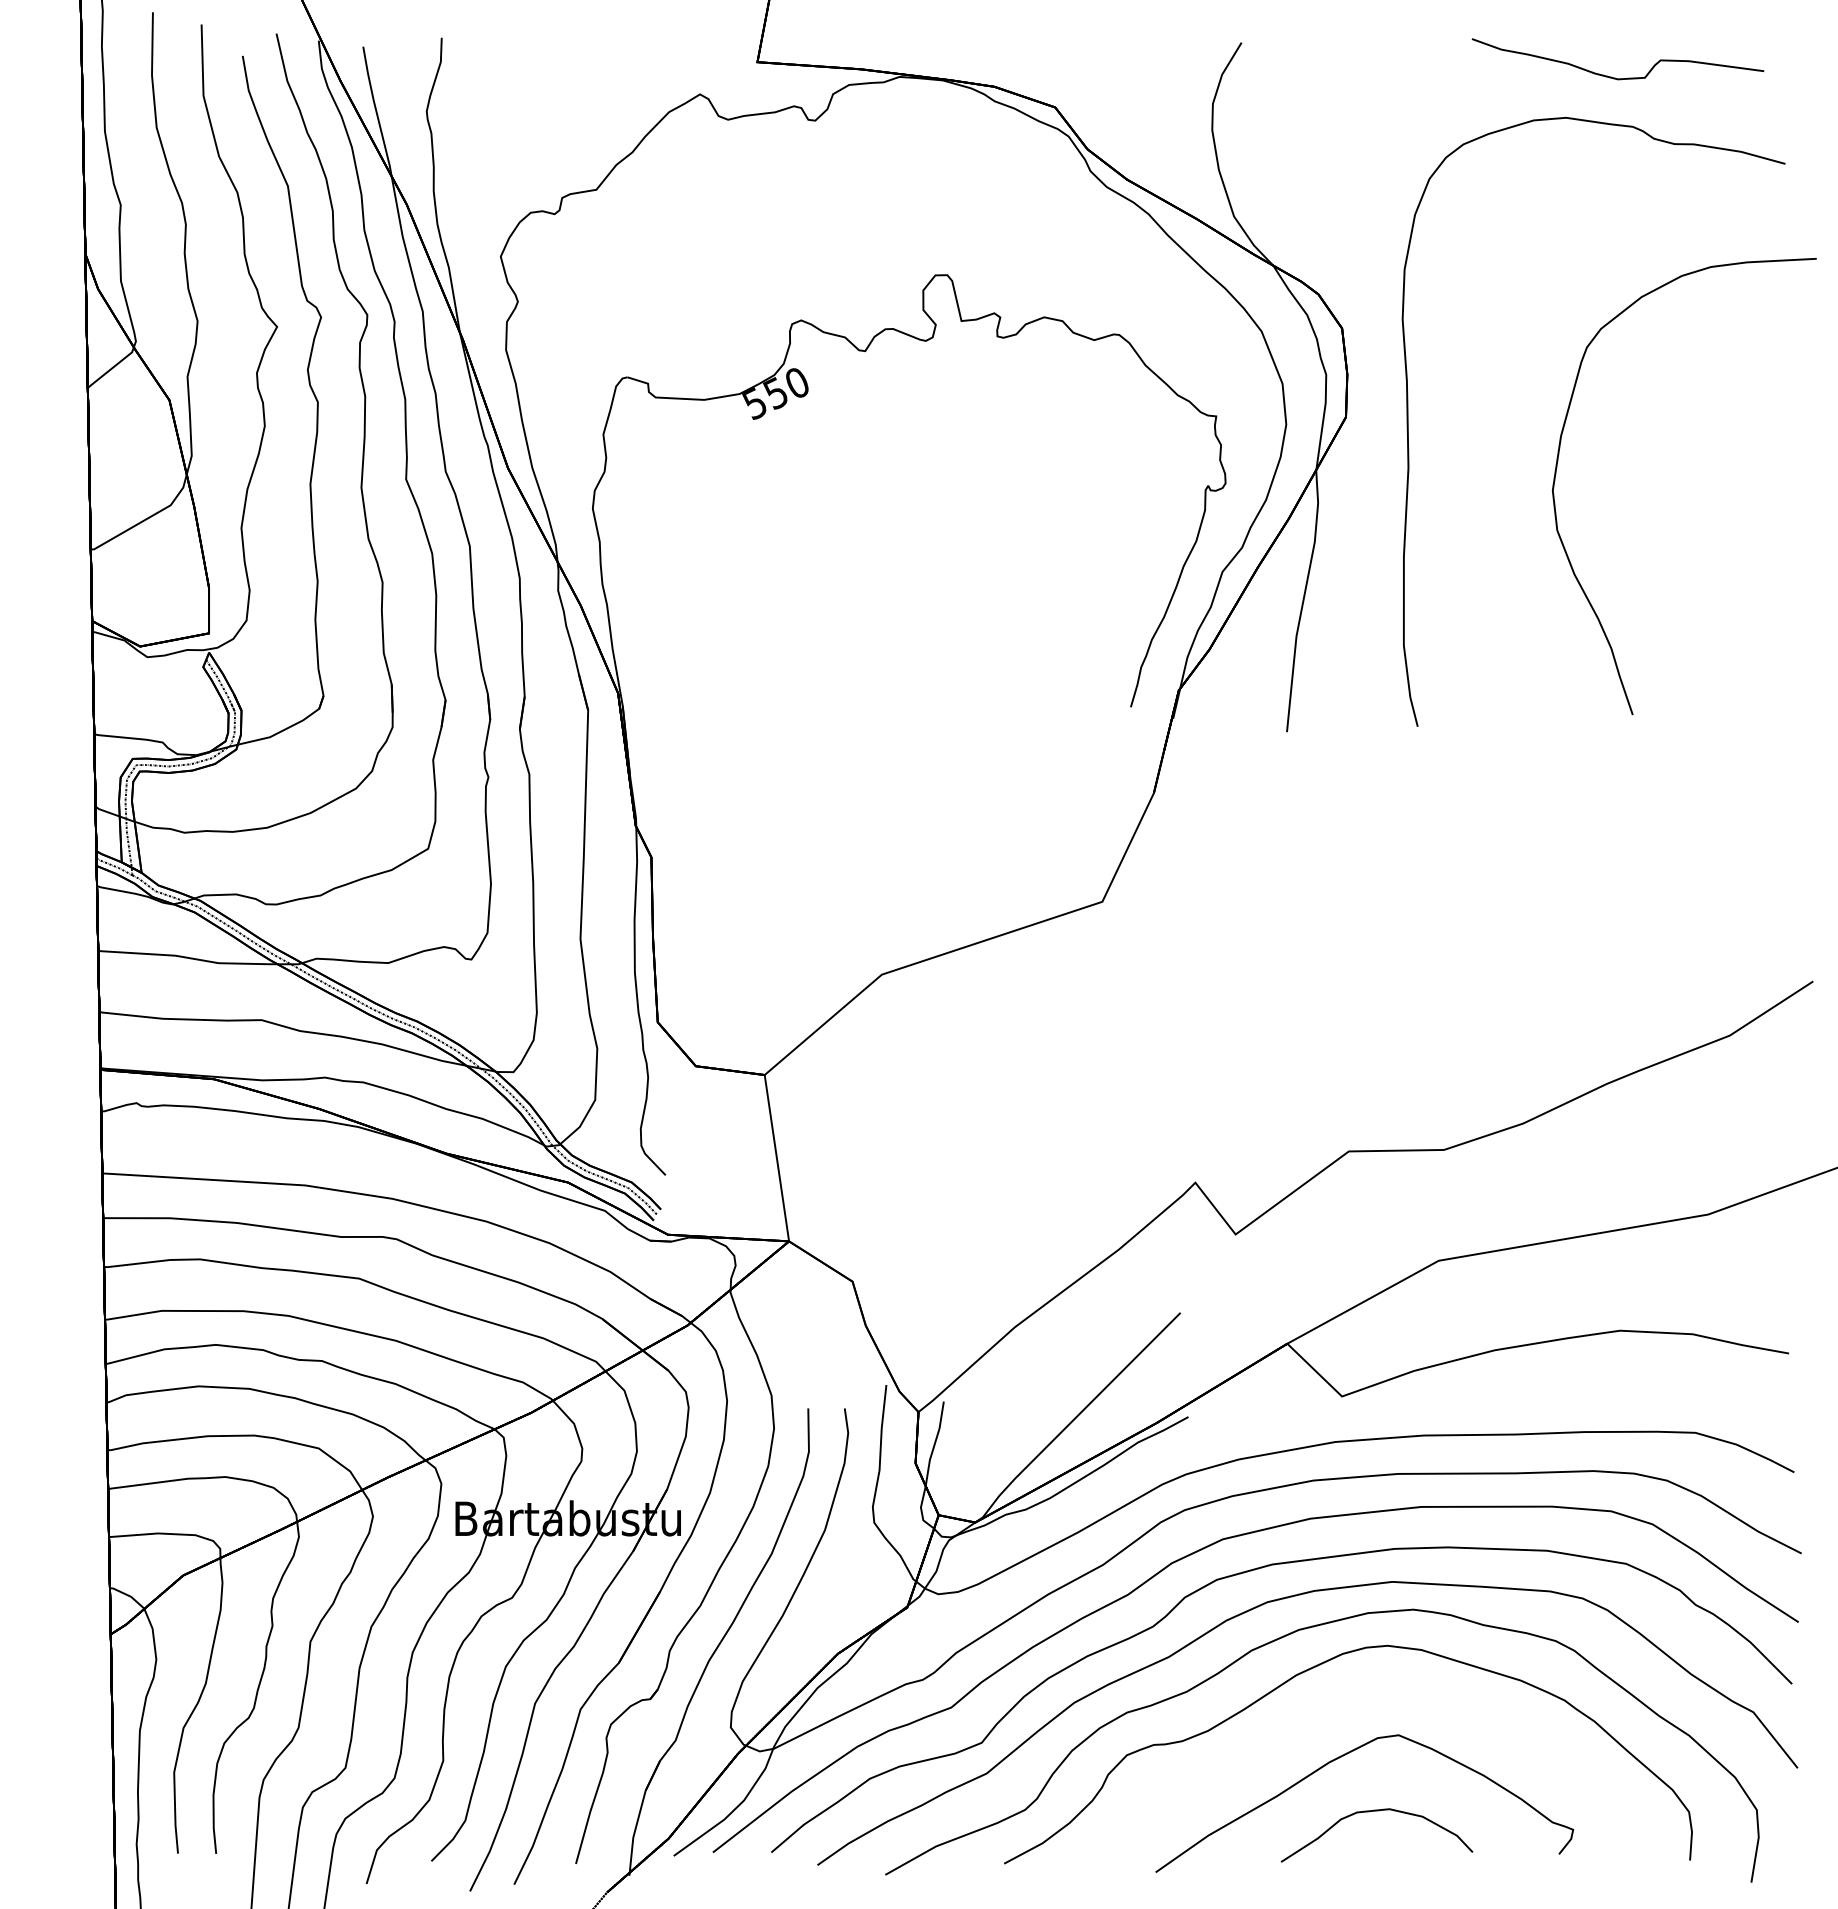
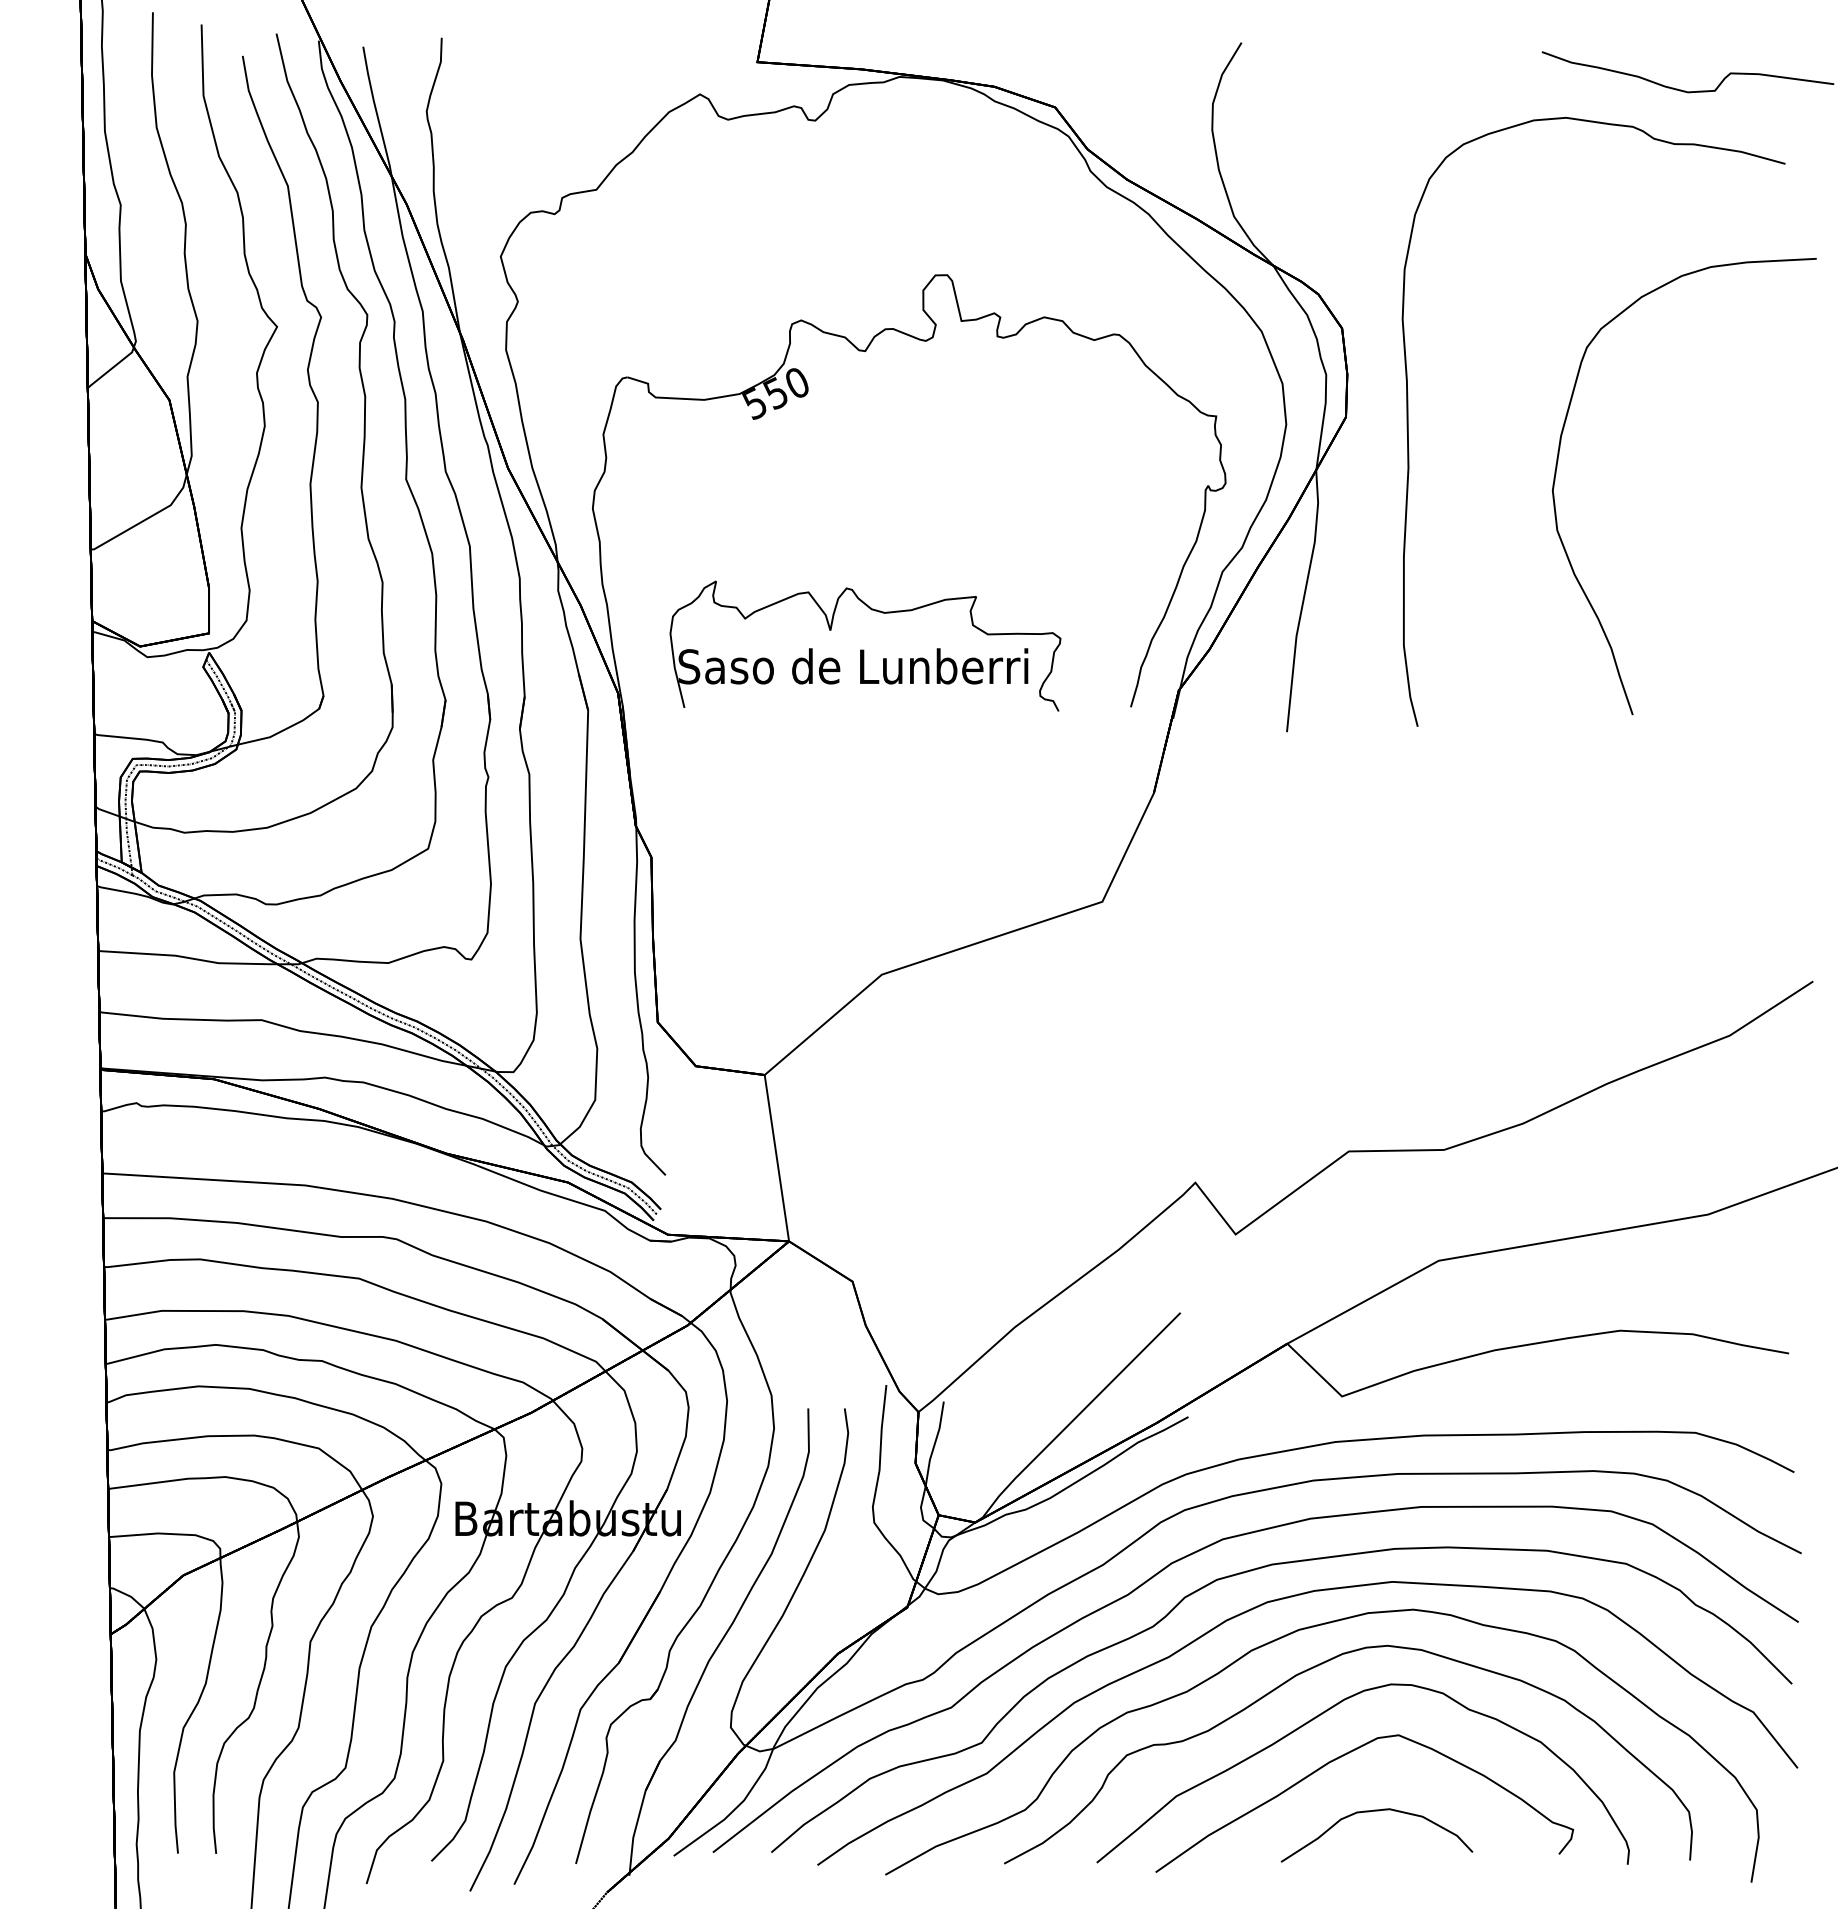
curve position: (1611, 76) -> (1681, 89) (1681, 89)
part: none -> present (865, 645)
curve: none -> present (1324, 1713)
